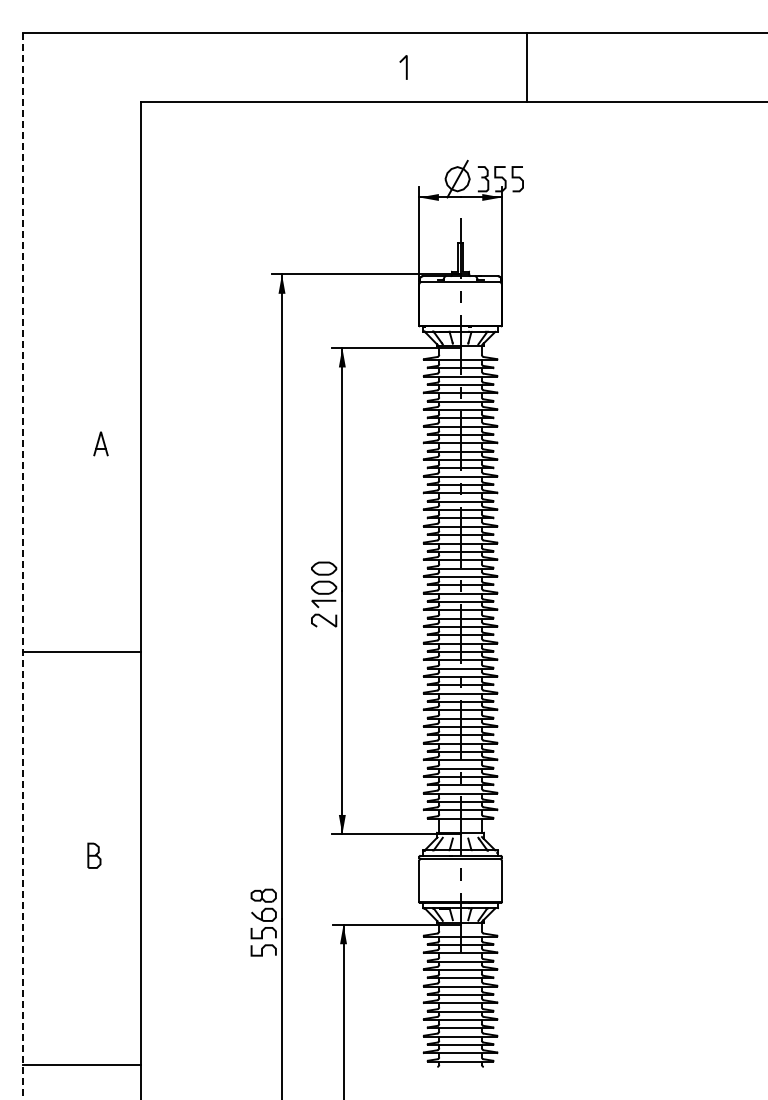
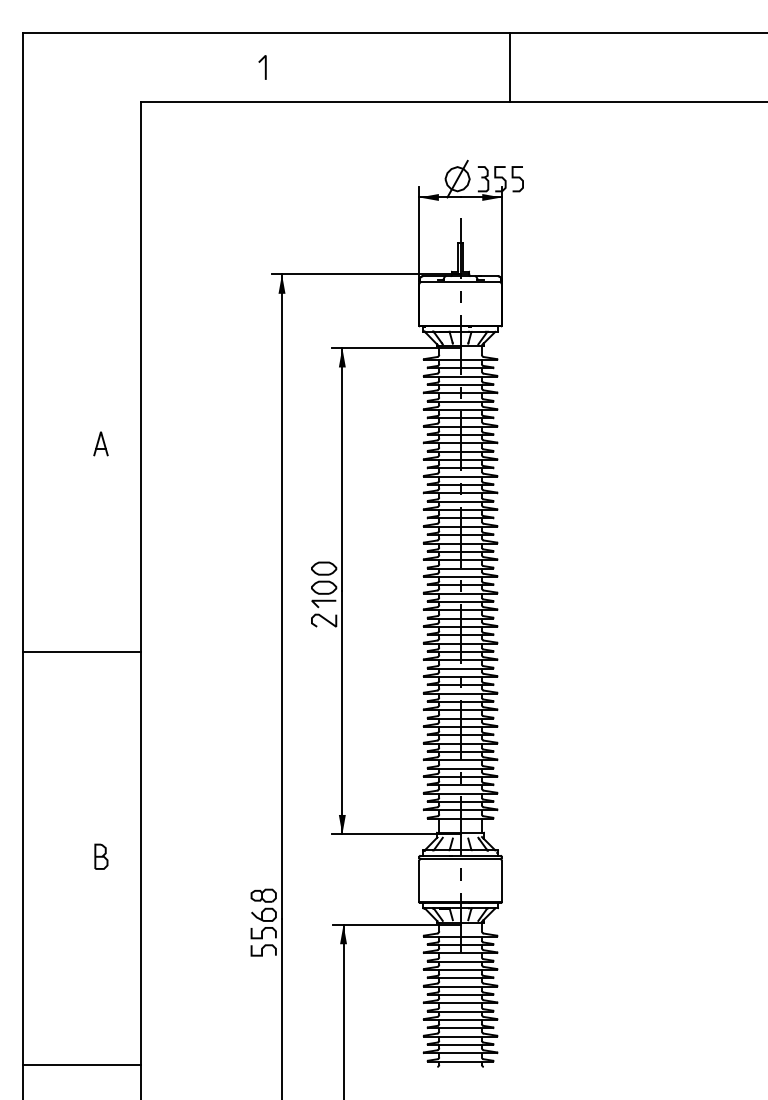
line position: (405, 67) -> (264, 67) (264, 67)
line position: (526, 67) -> (509, 67) (509, 67)
line: dashed -> solid (23, 565)
part position: (94, 855) -> (101, 856) (101, 856)
